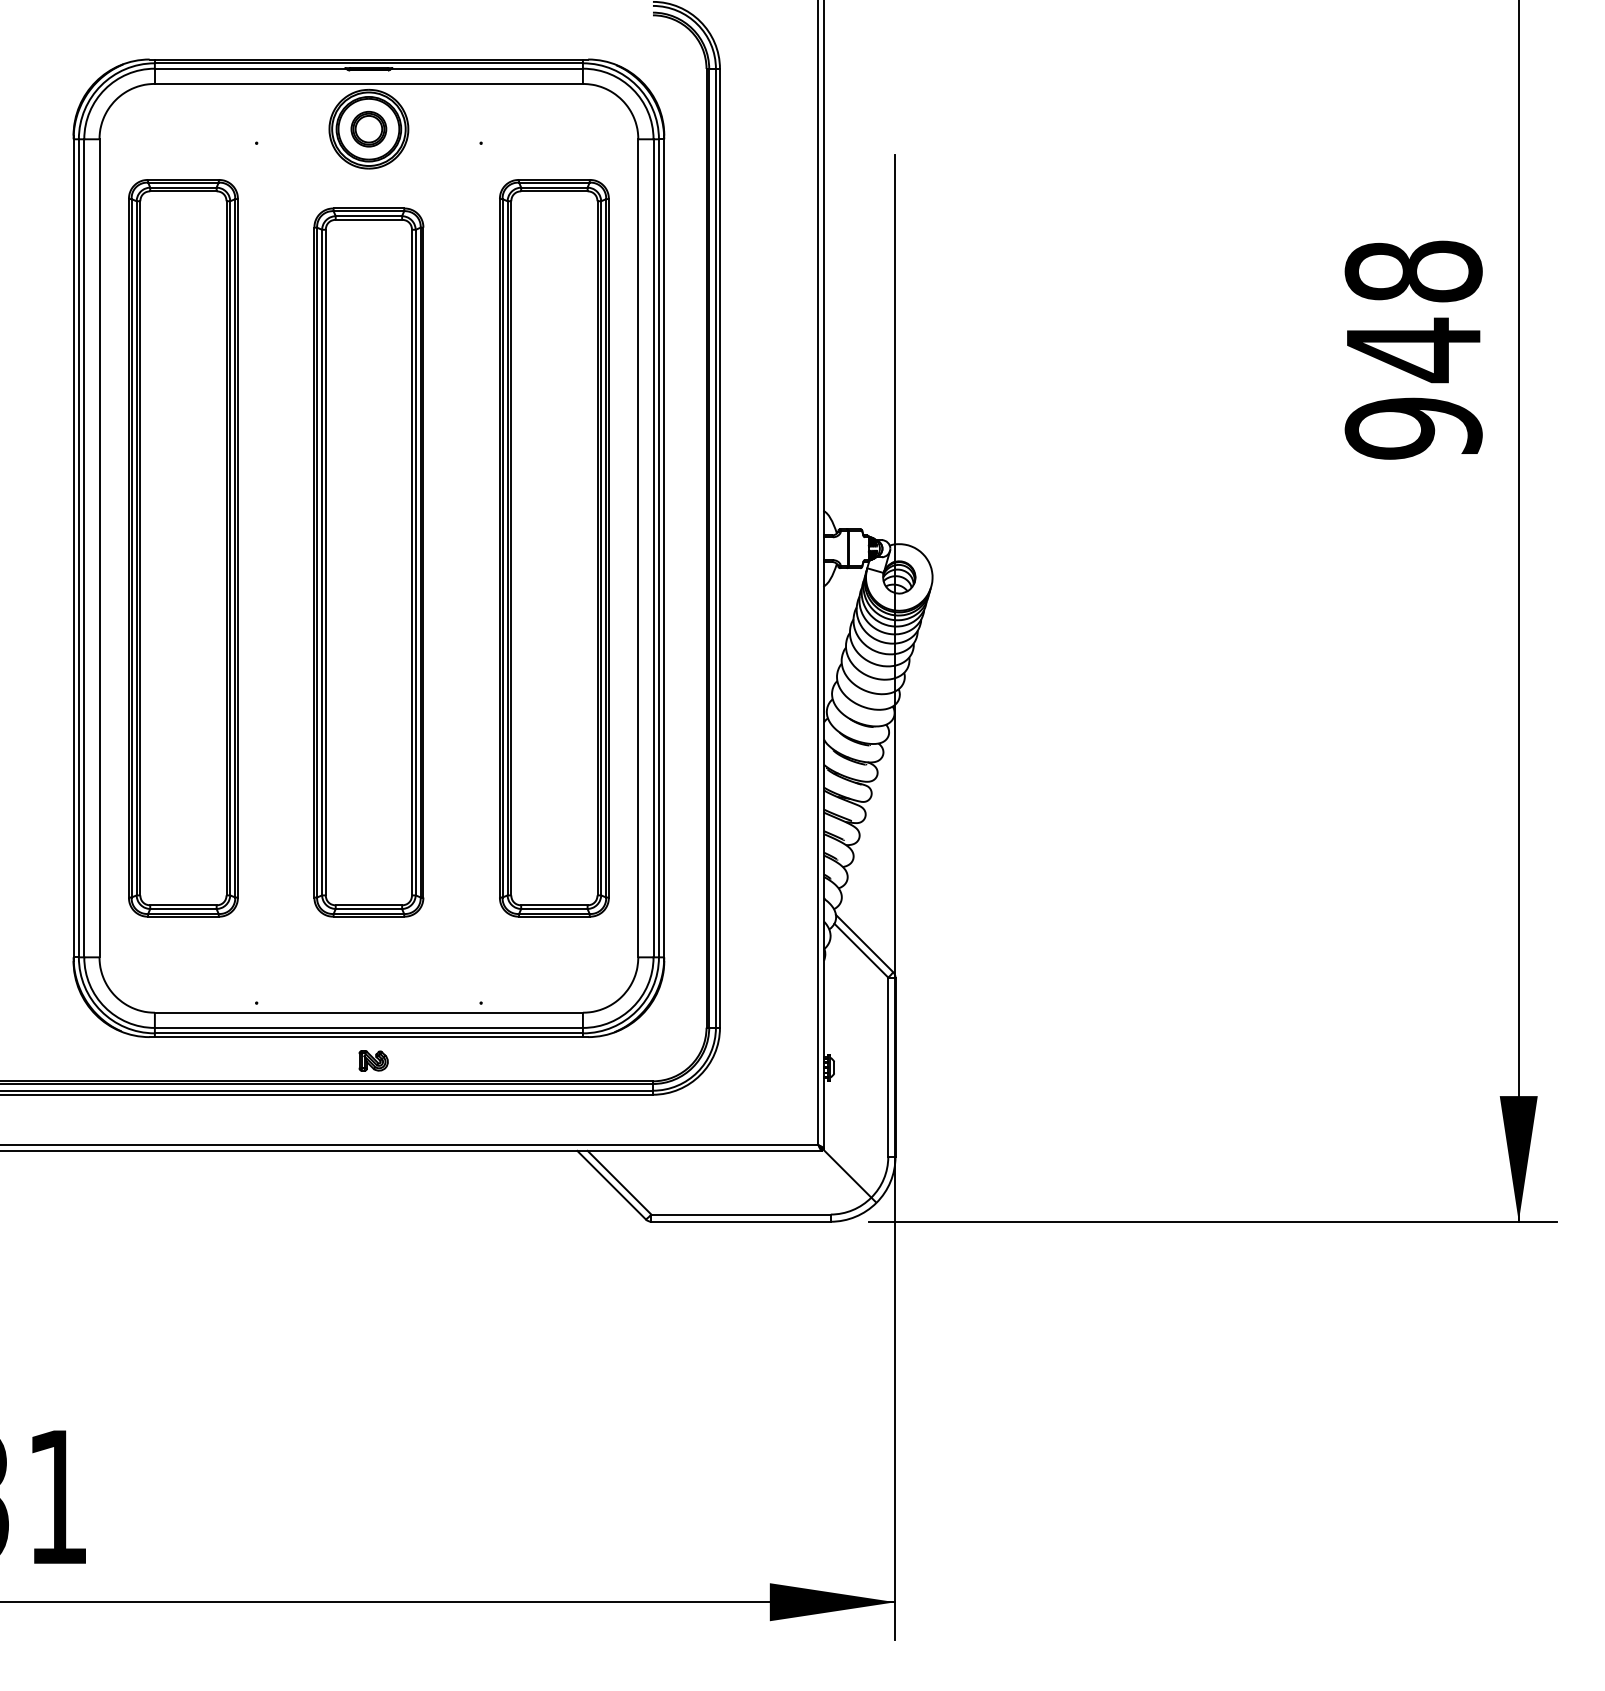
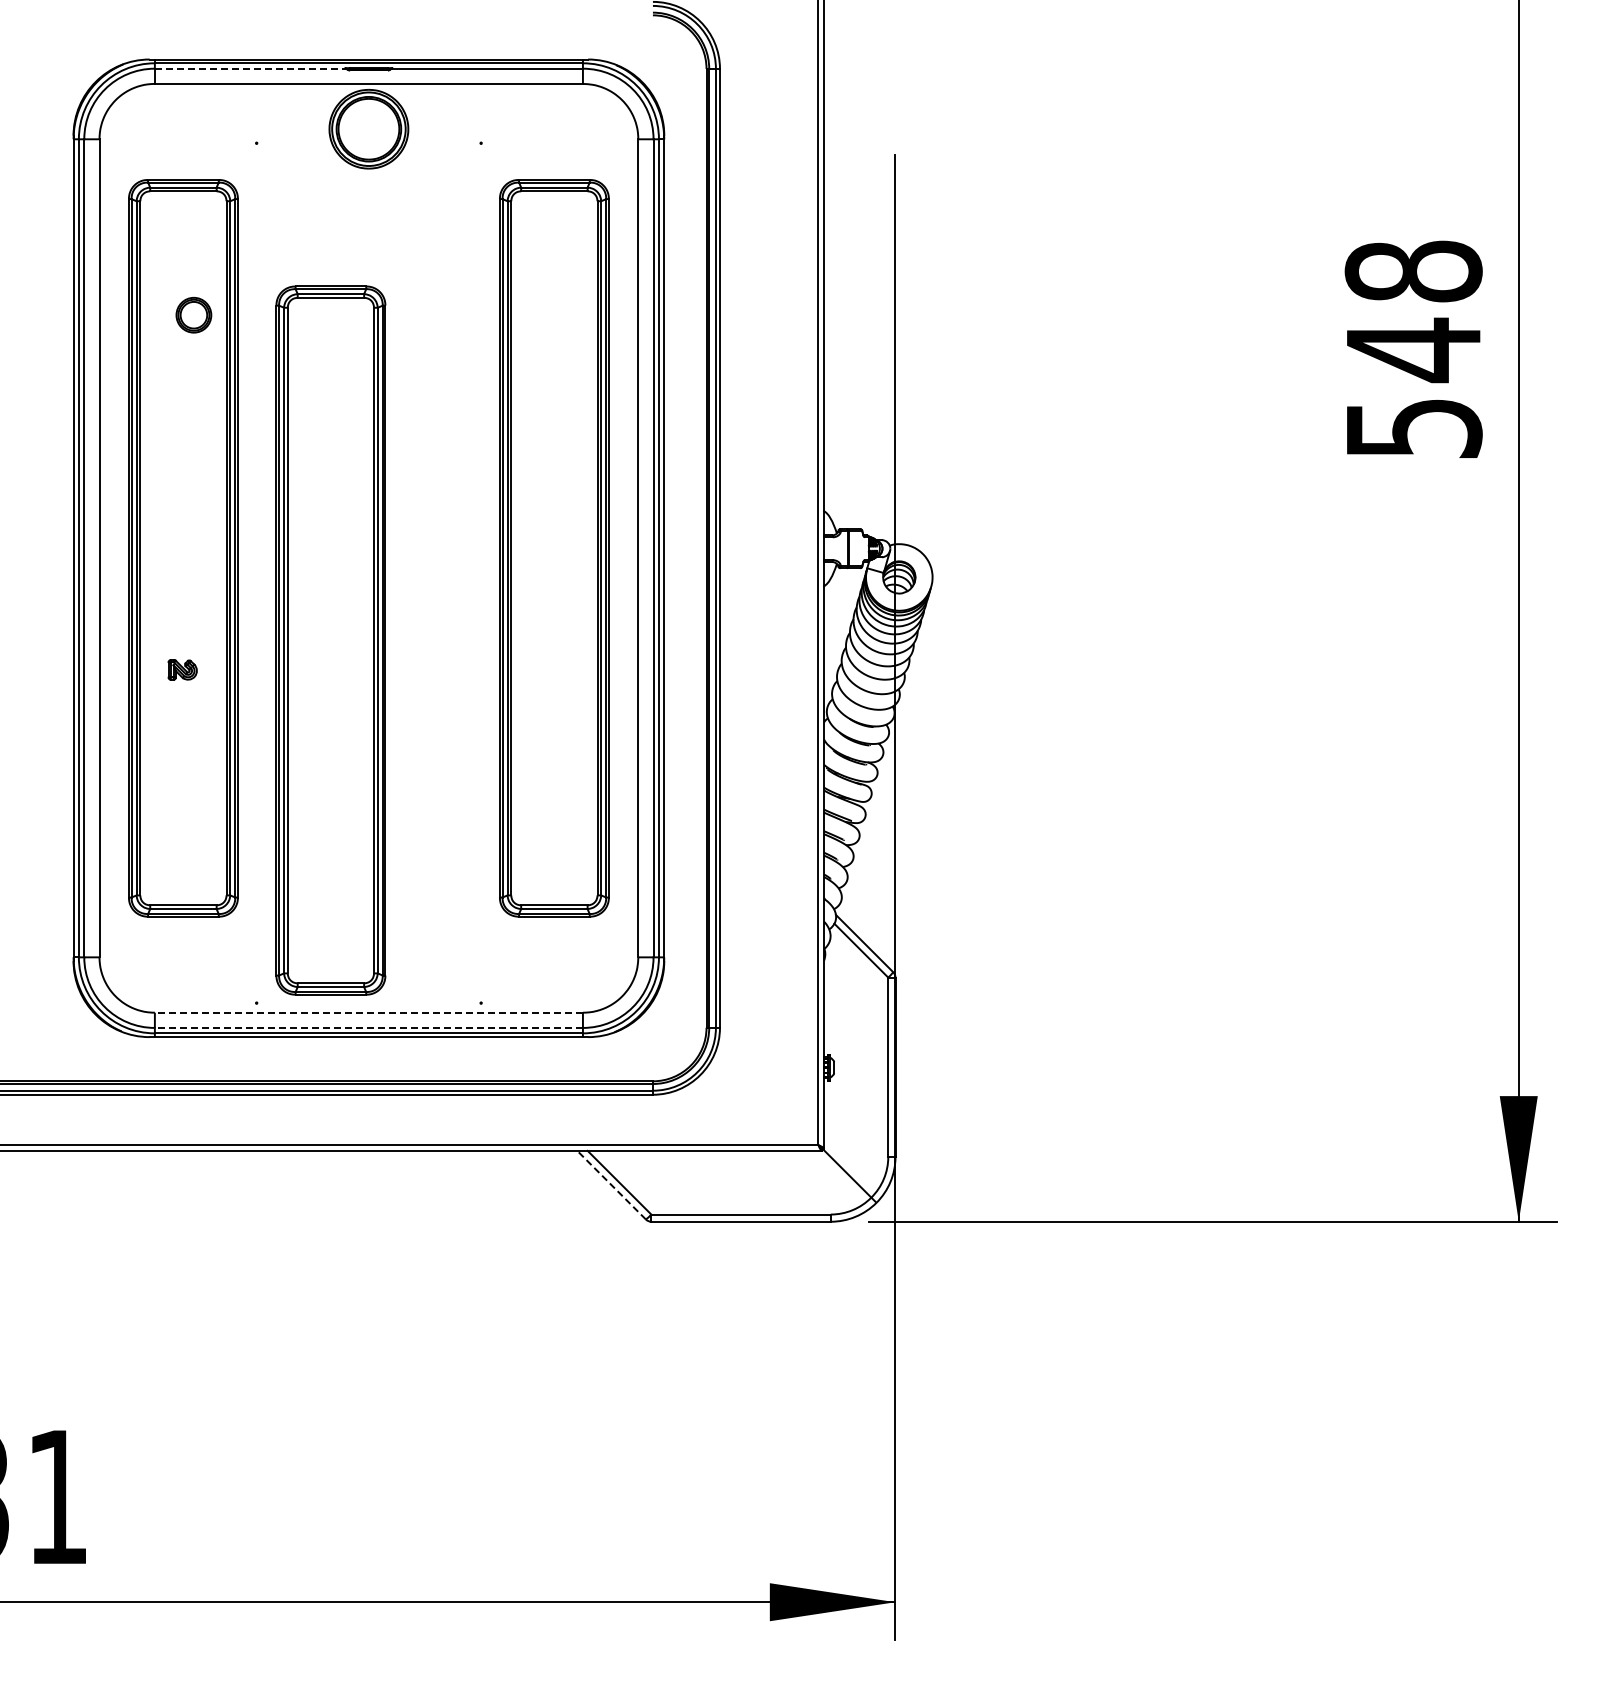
line: solid -> dashed (250, 68)
part position: (368, 129) -> (193, 315) (193, 315)
text: 948 -> 548 (1413, 428)
part position: (368, 562) -> (330, 640) (330, 640)
line: solid -> dashed (368, 1012)
line: solid -> dashed (368, 1027)
part position: (373, 1060) -> (182, 669) (182, 669)
line: solid -> dashed (611, 1185)
